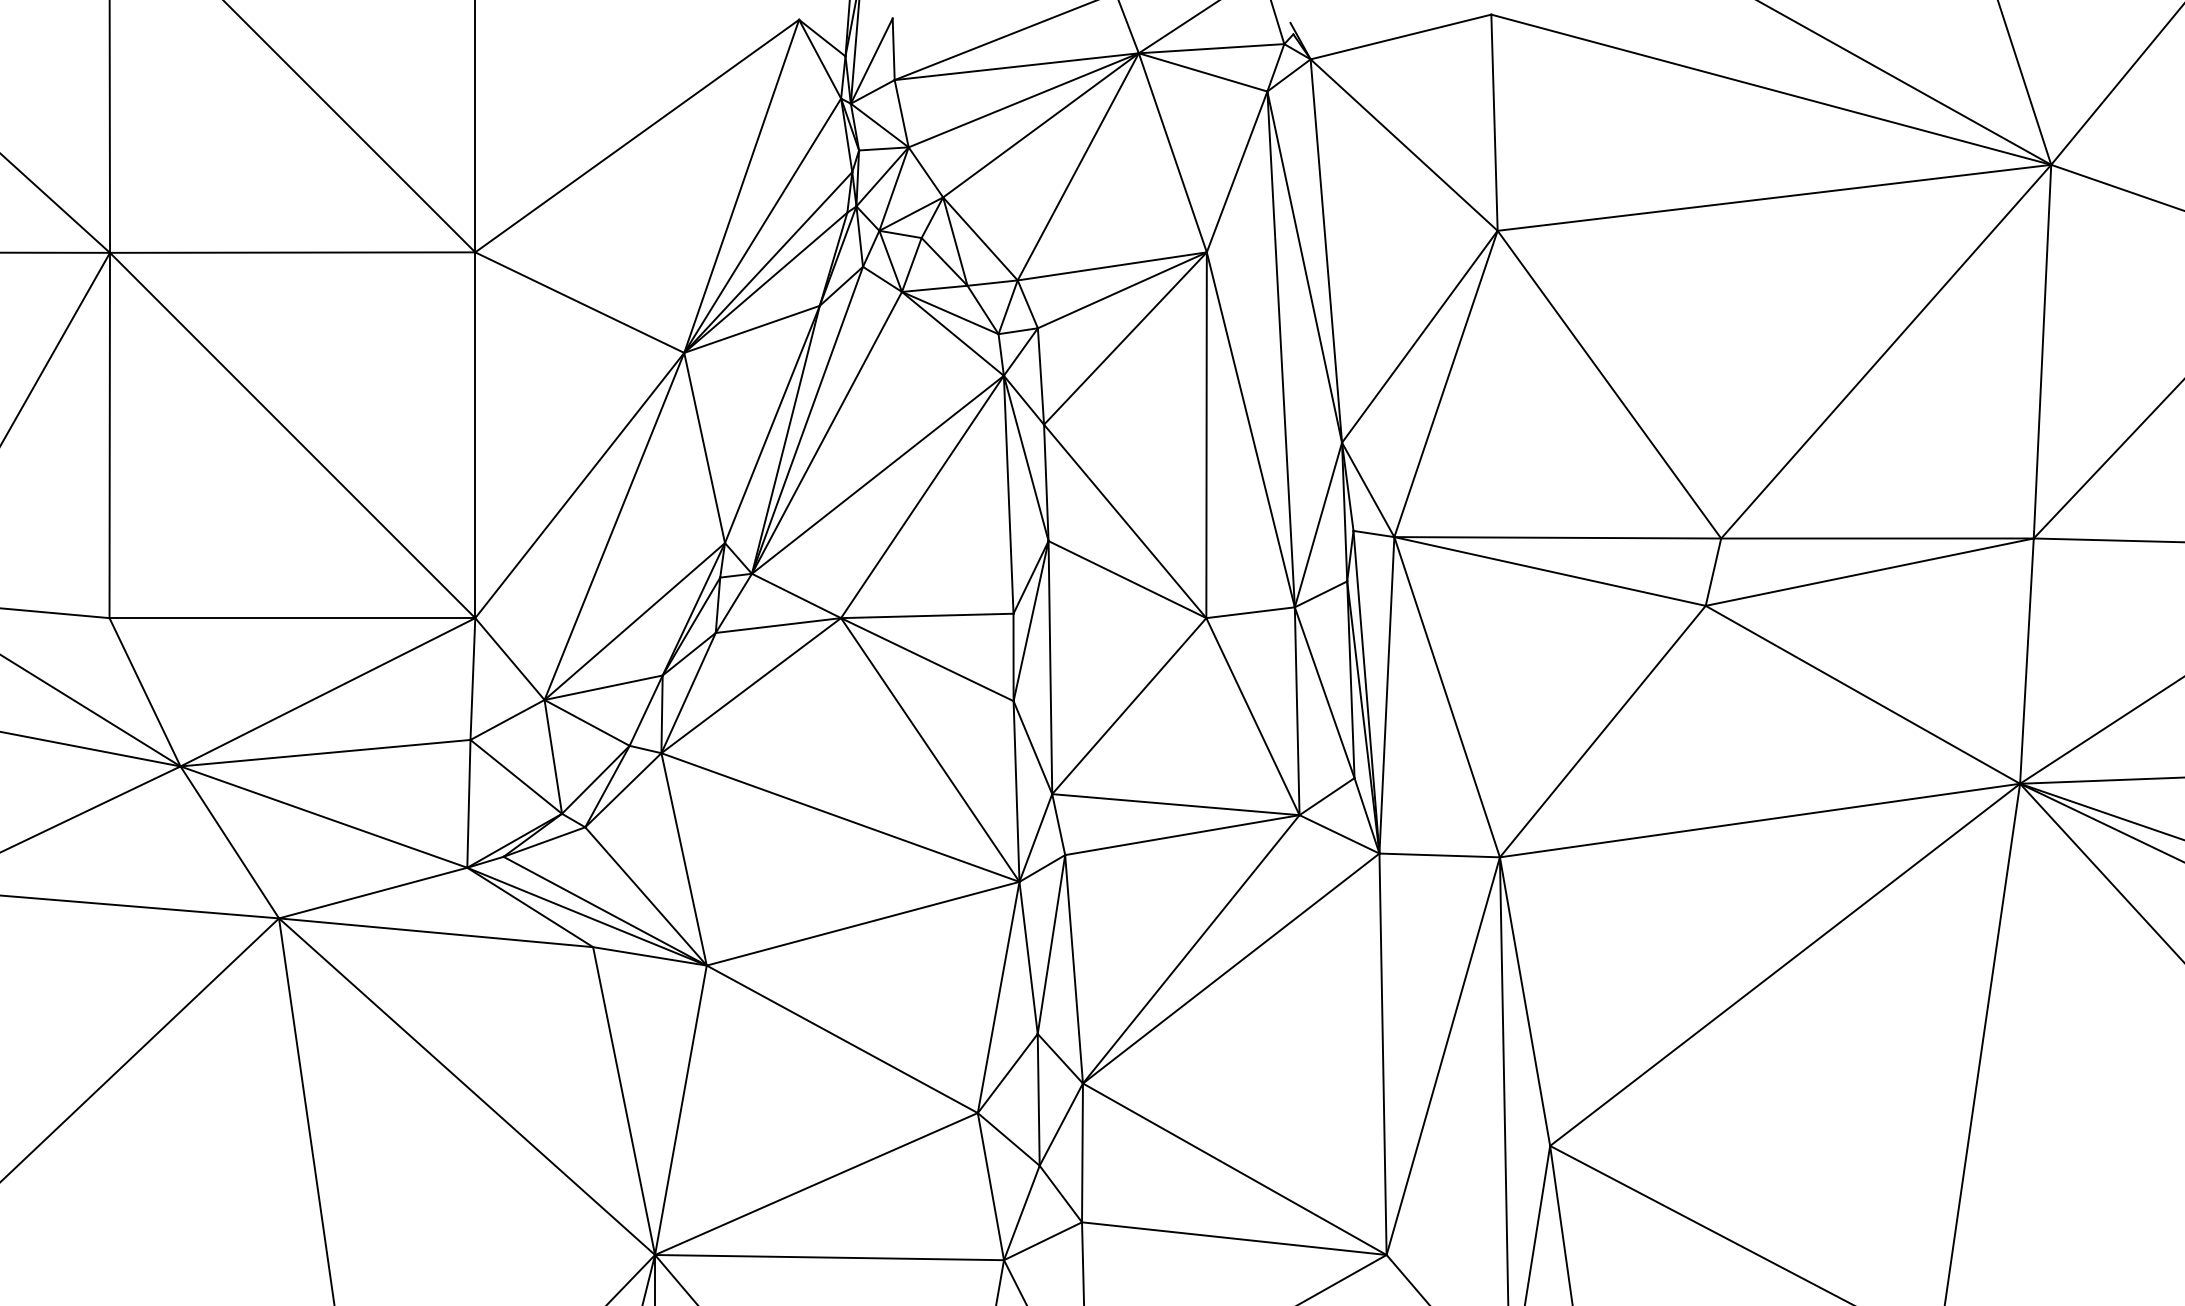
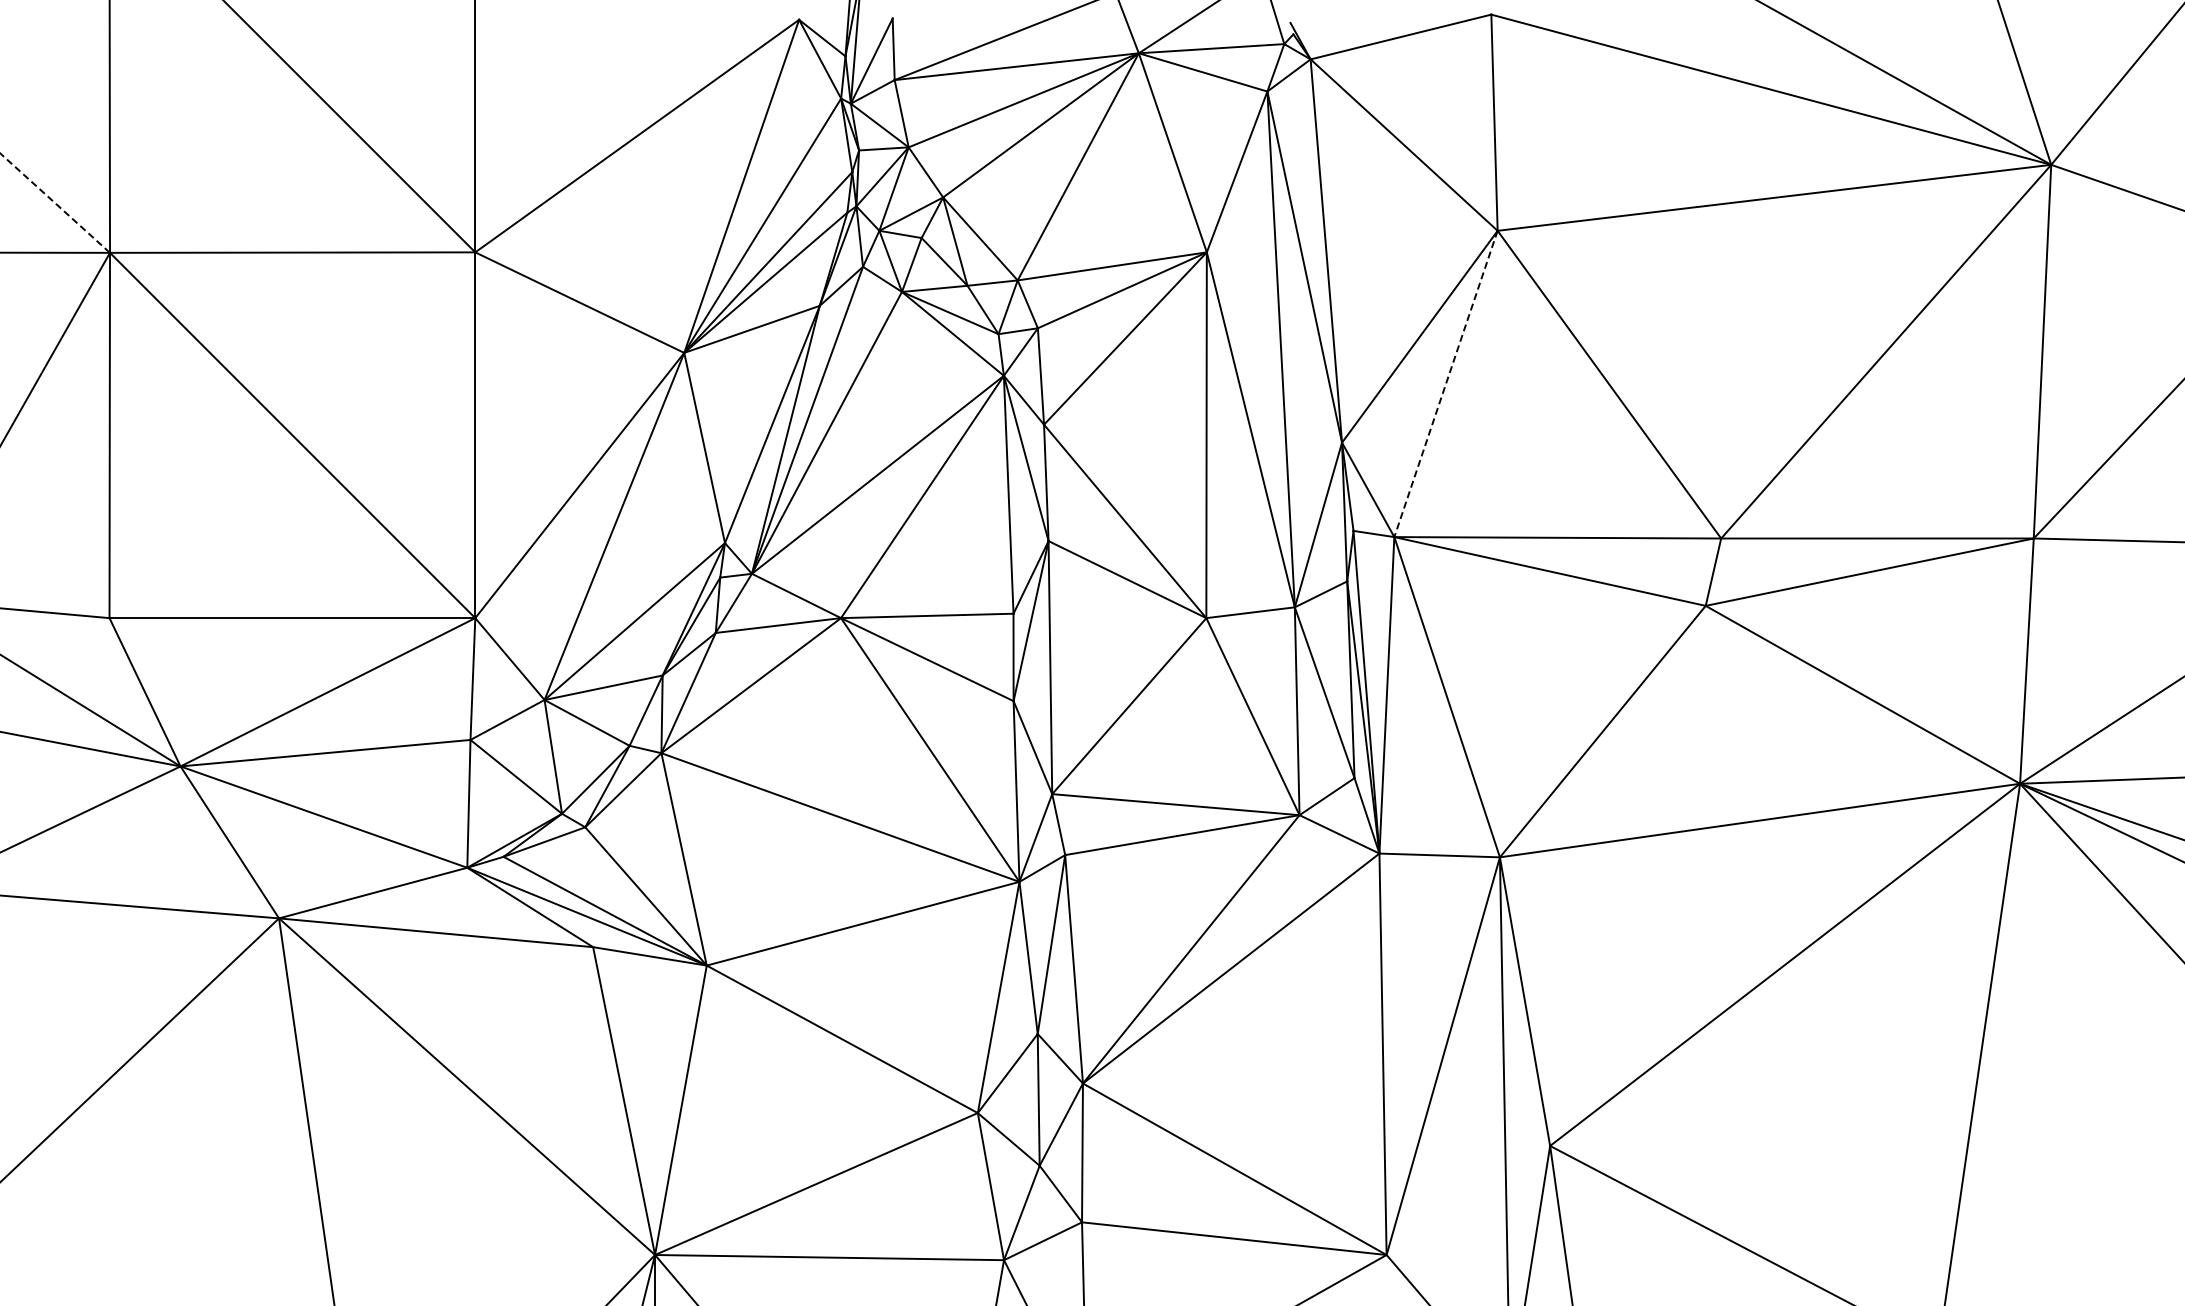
line: solid -> dashed (55, 203)
line: solid -> dashed (1446, 383)
